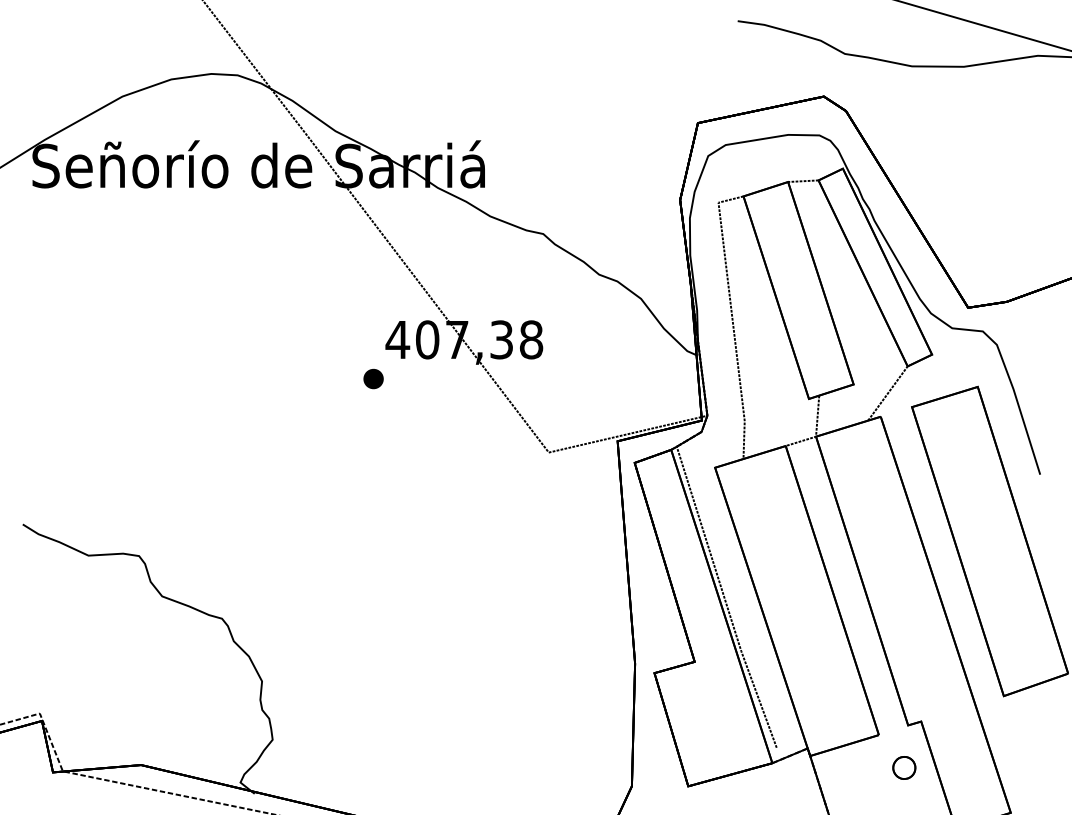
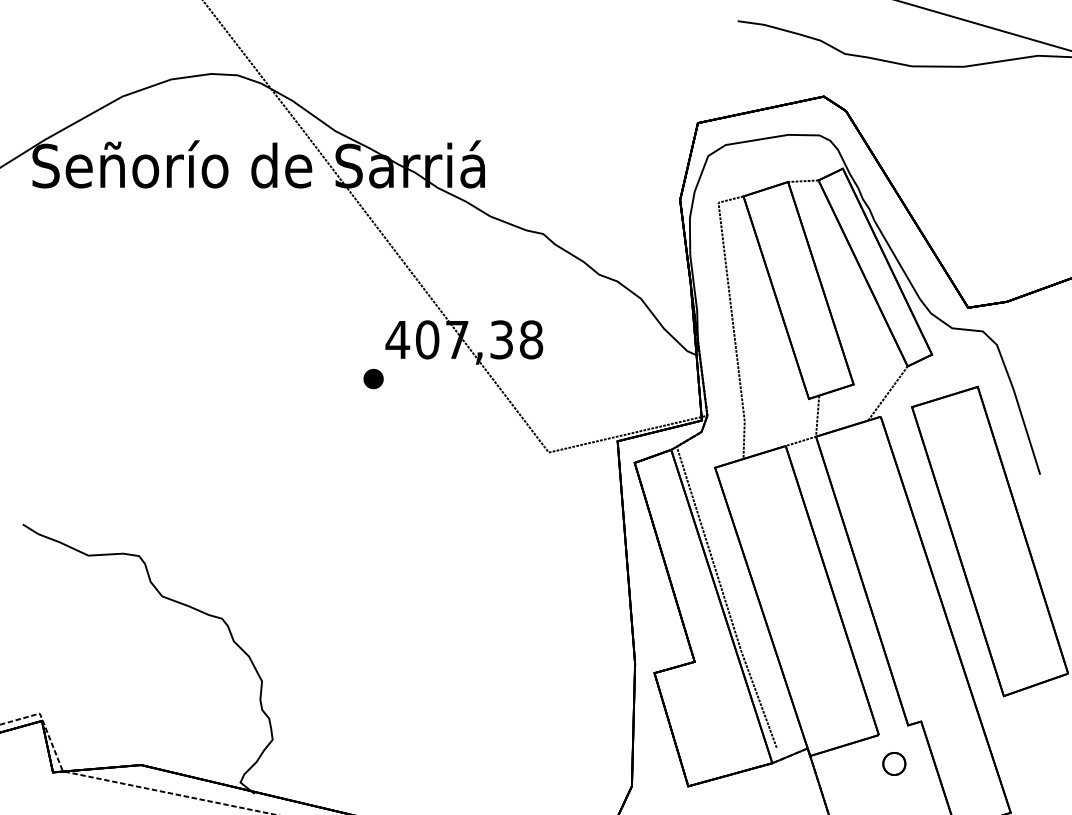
part position: (904, 767) -> (894, 763) (894, 763)
